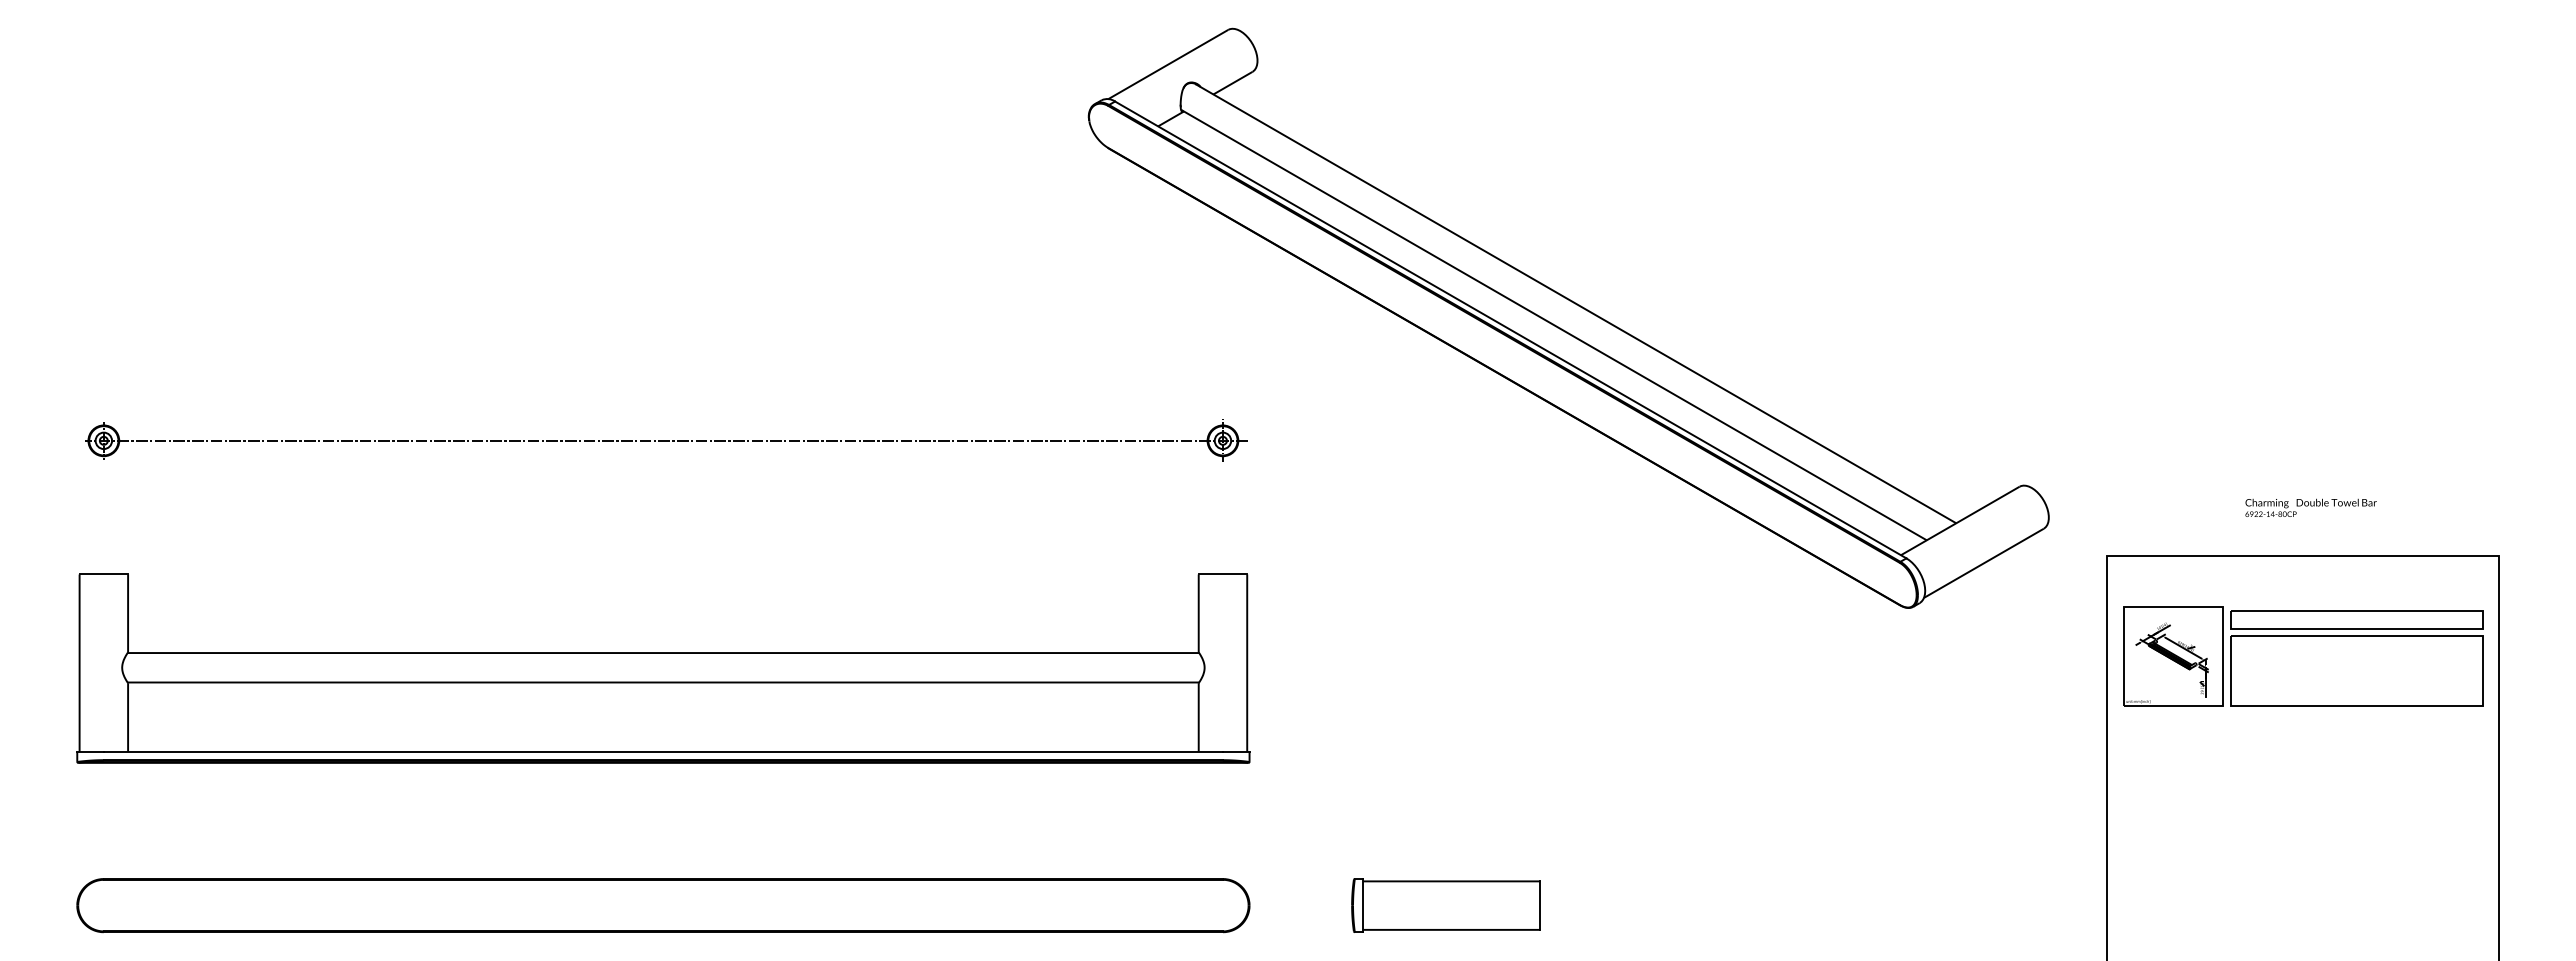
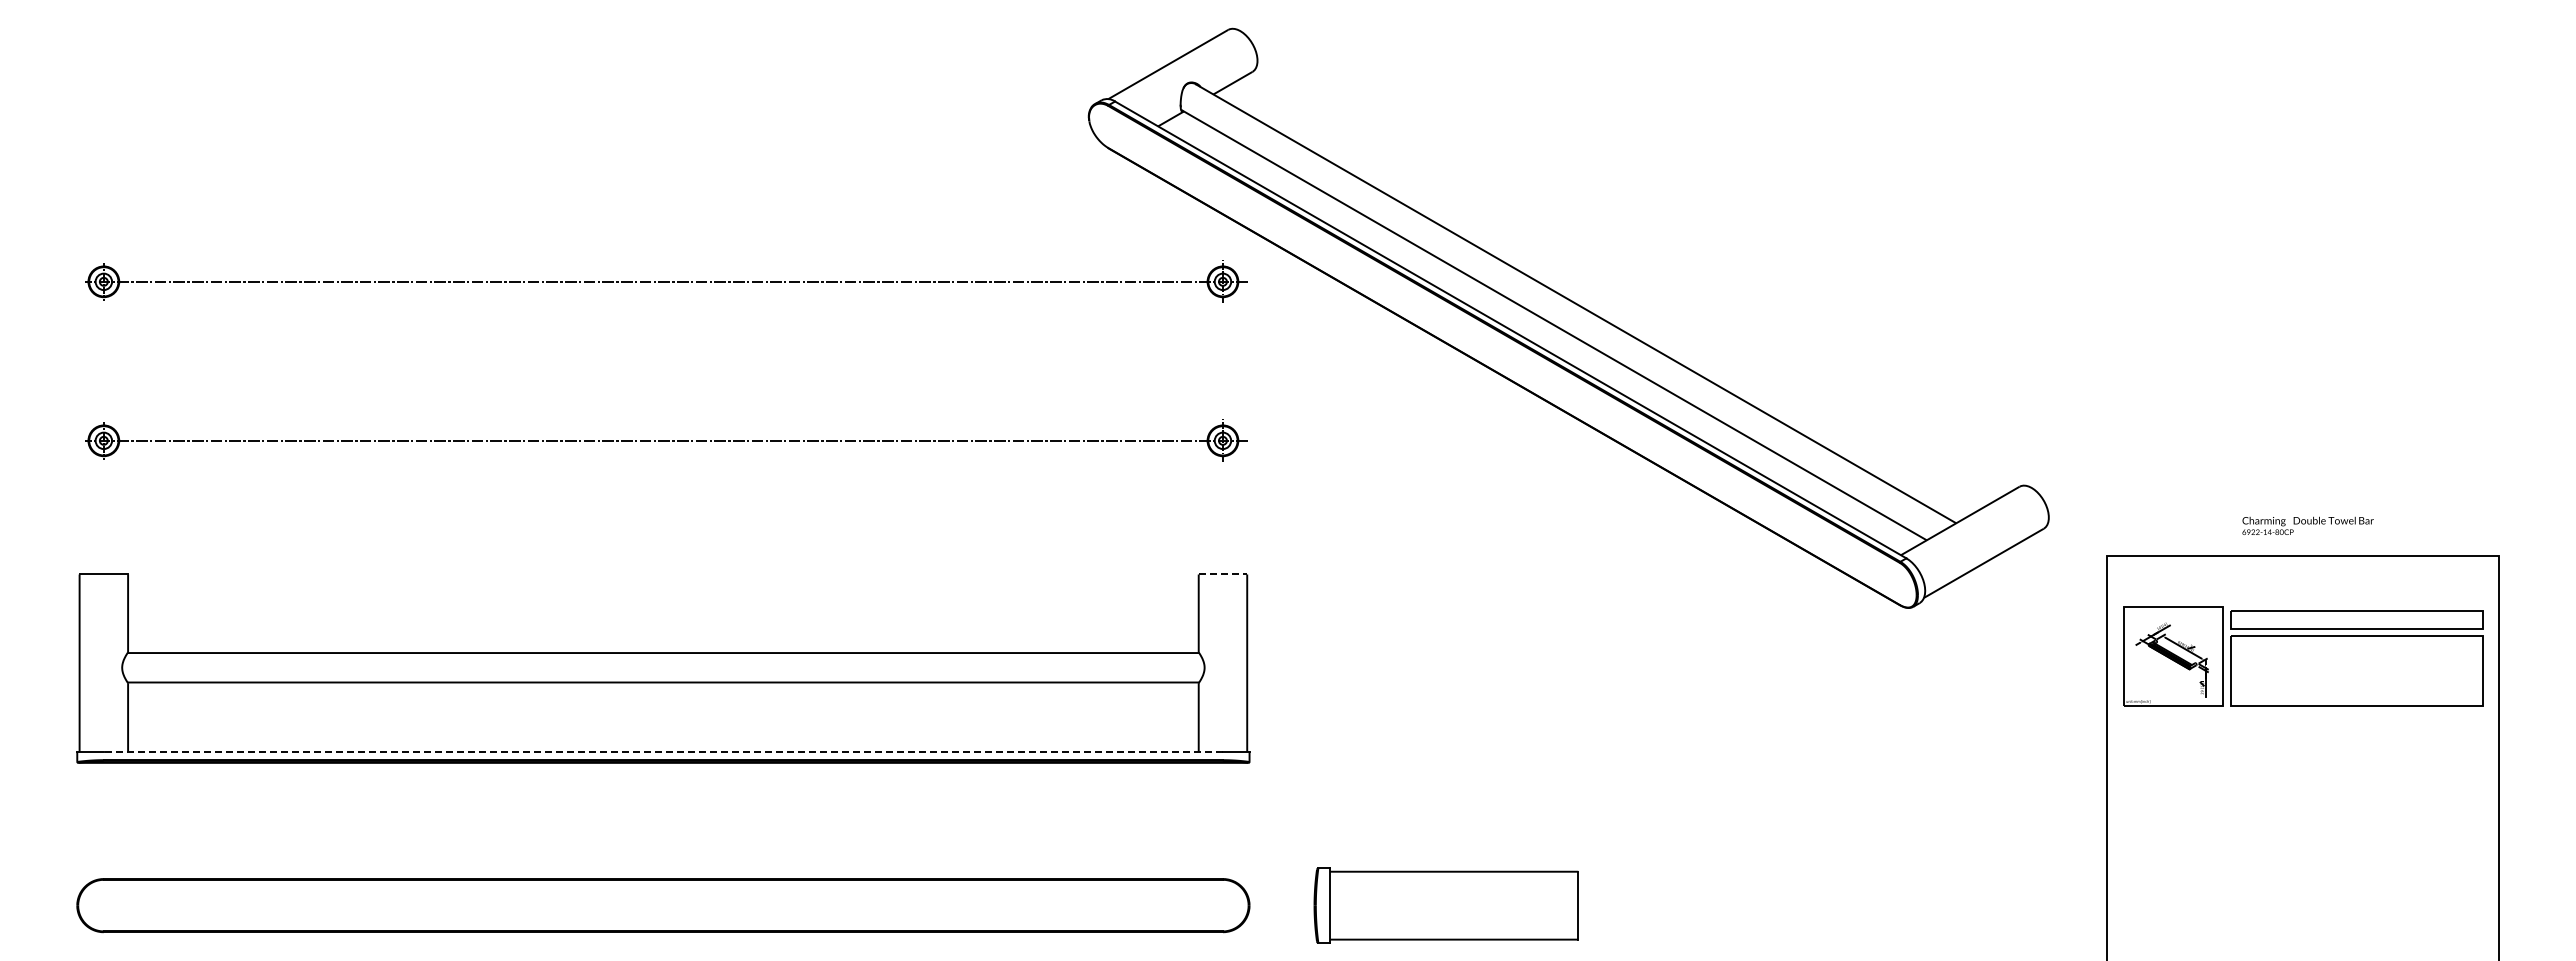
part: none -> present (666, 281)
text position: (2310, 507) -> (2307, 525) (2307, 525)
line: solid -> dashed (1223, 574)
line: solid -> dashed (663, 751)
part size: 190x55 px -> 266x77 px (1445, 905)
